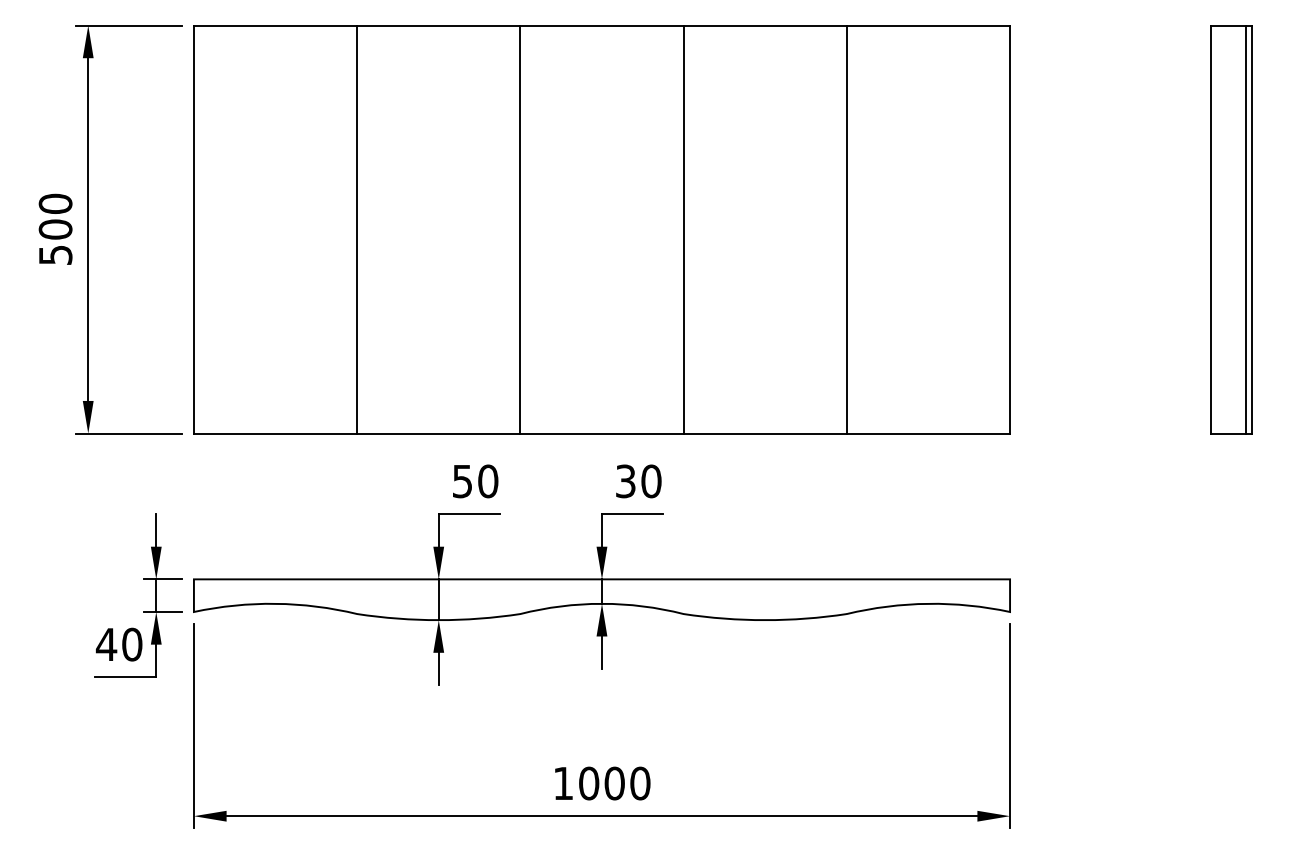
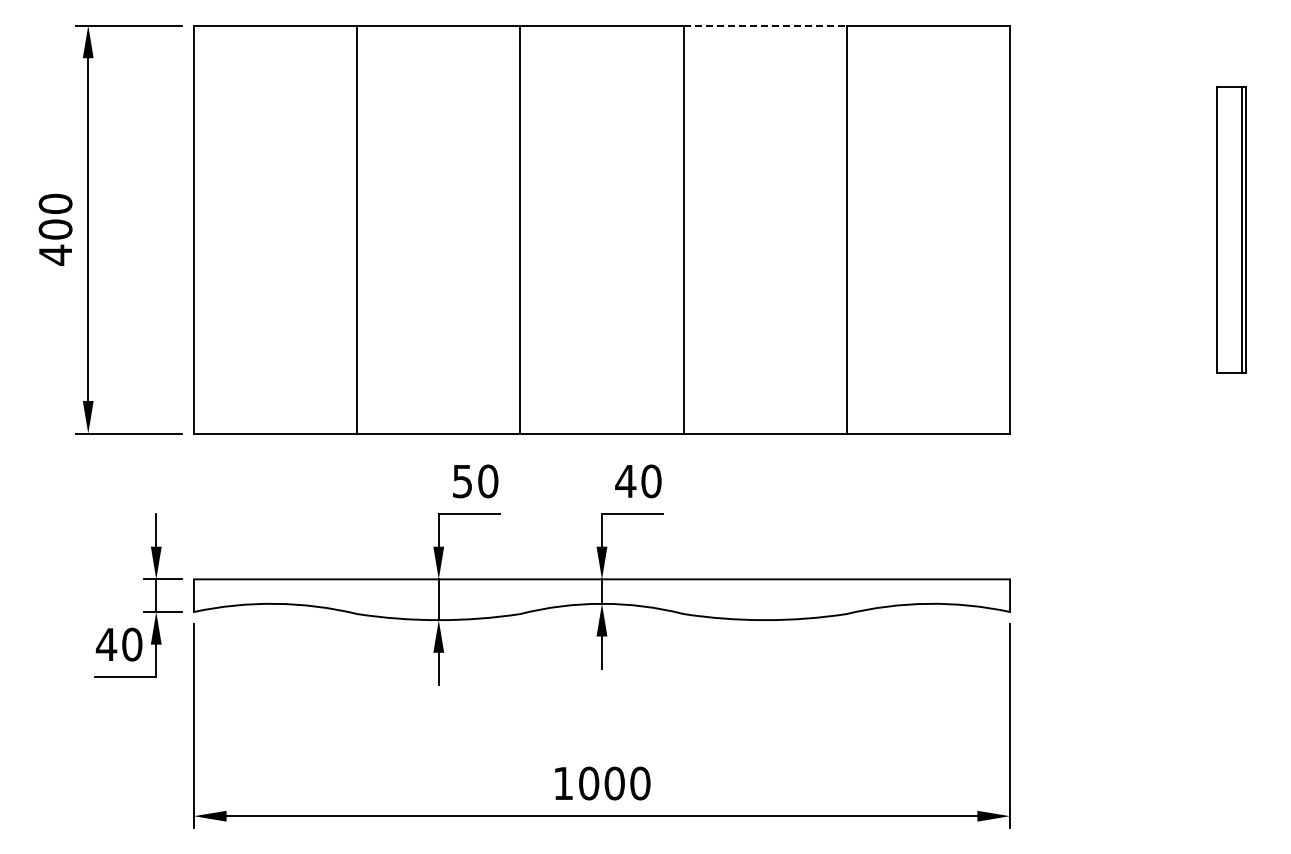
line: solid -> dashed (765, 25)
part size: 43x410 px -> 31x288 px (1231, 229)
text: 500 -> 400 (55, 254)
text: 30 -> 40 (625, 481)
